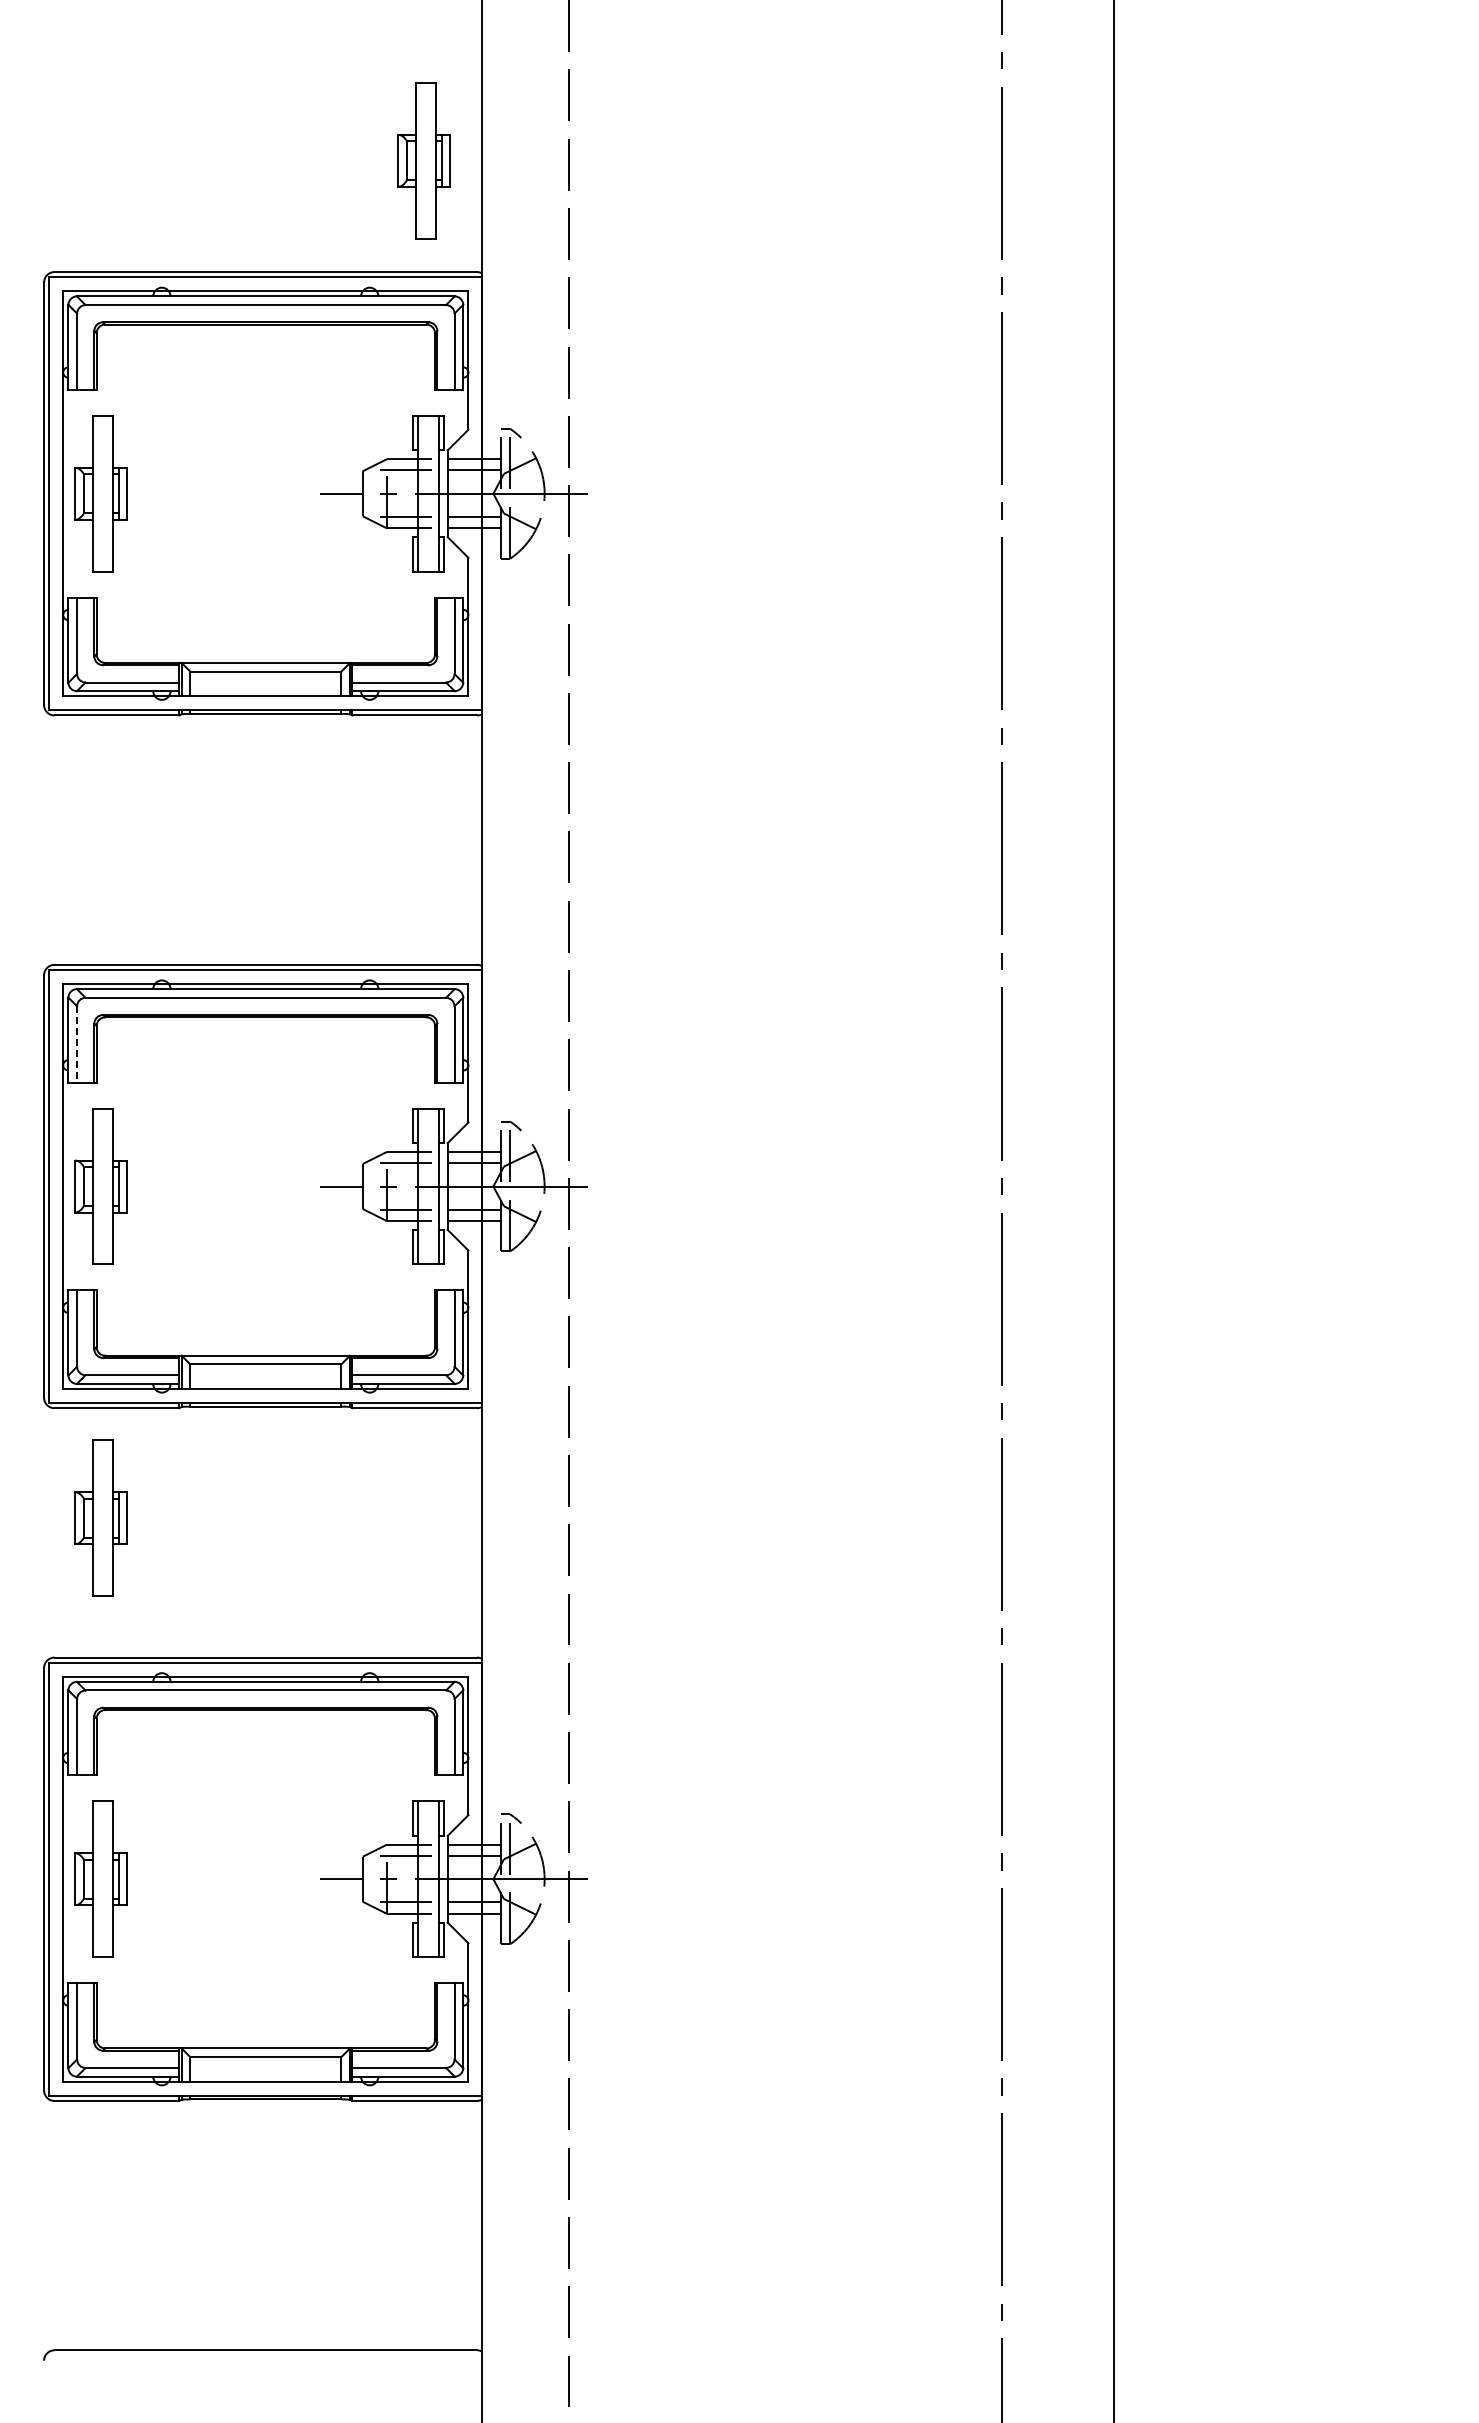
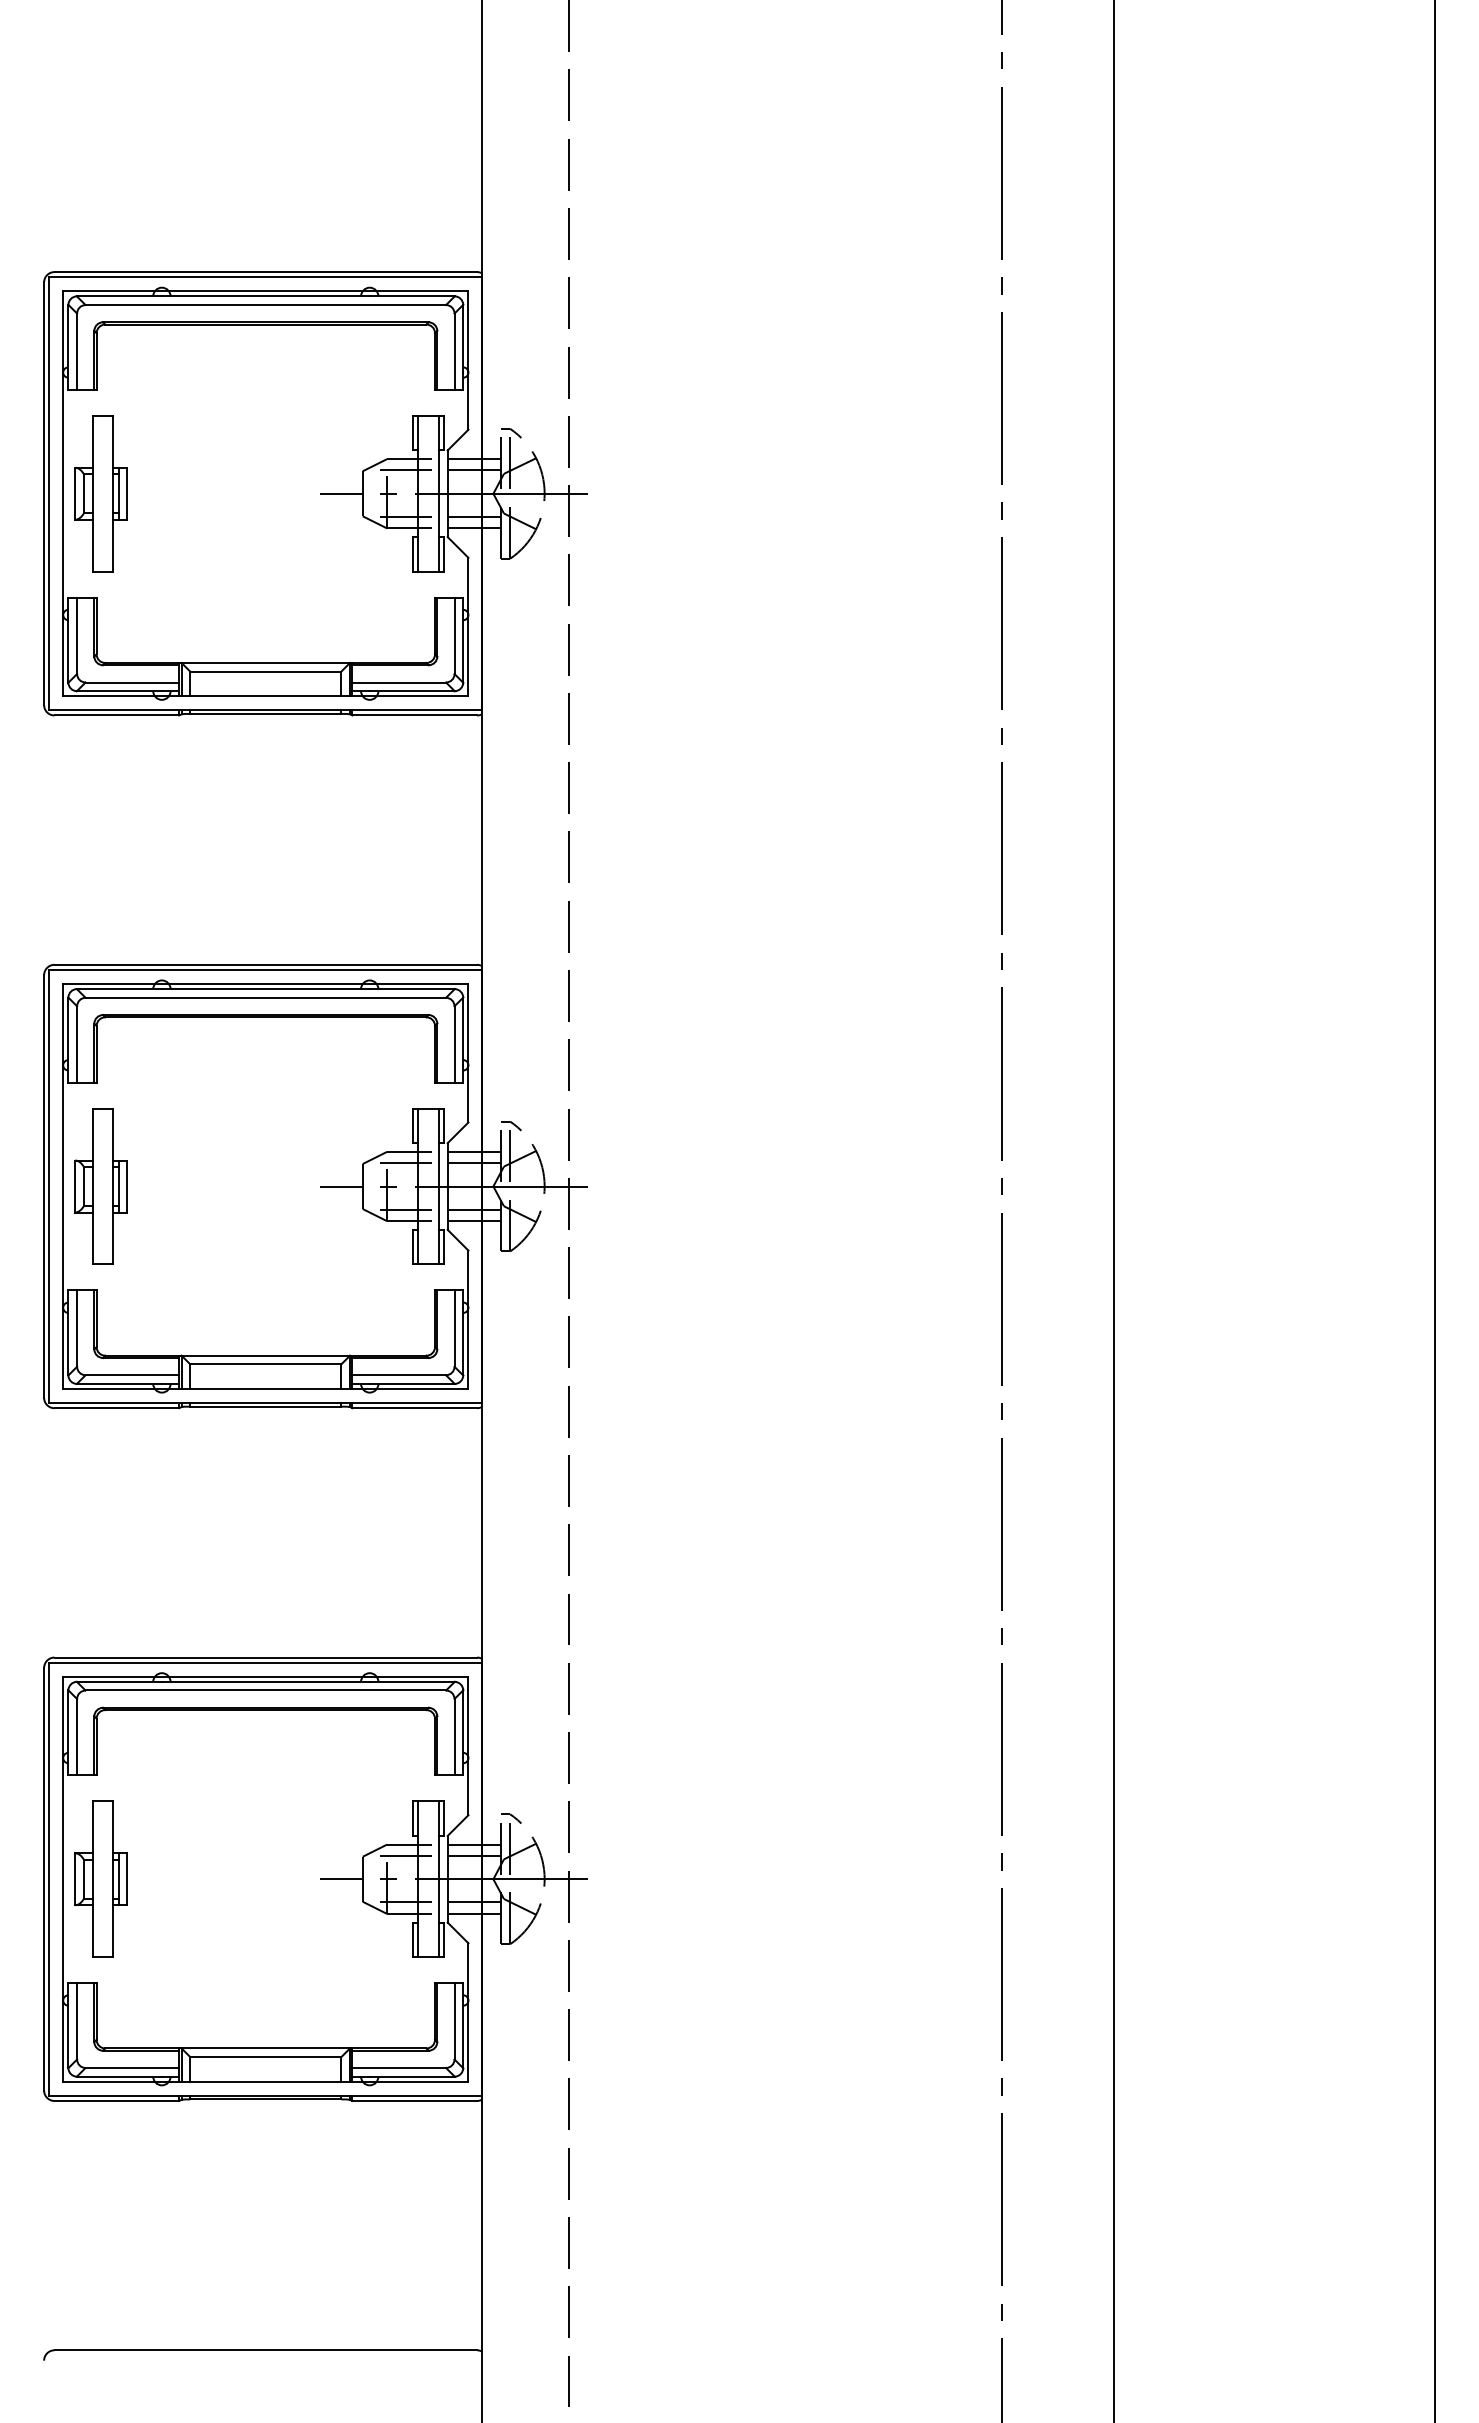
part: present -> none (423, 160)
line: dashed -> solid (77, 1044)
line: none -> present (1434, 1210)
part: present -> none (100, 1517)
